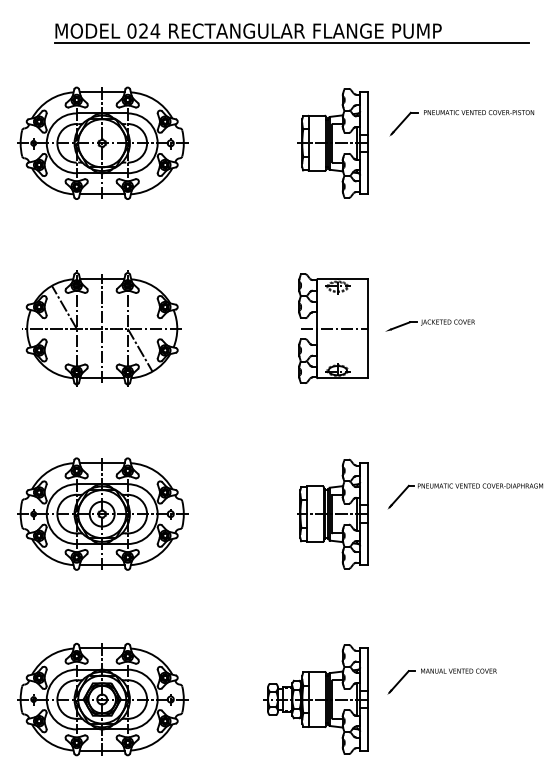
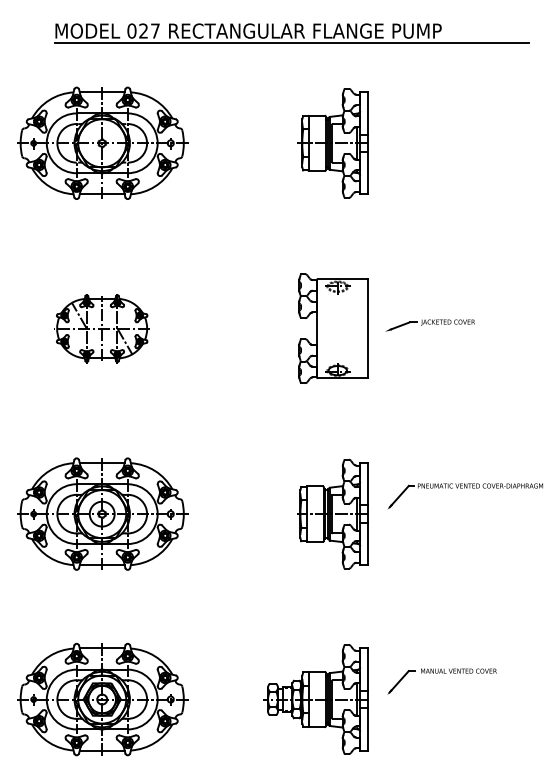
text: 024 -> 027 (155, 30)
part: present -> none (457, 115)
part size: 160x117 px -> 96x70 px (101, 328)
line: present -> none (333, 328)
